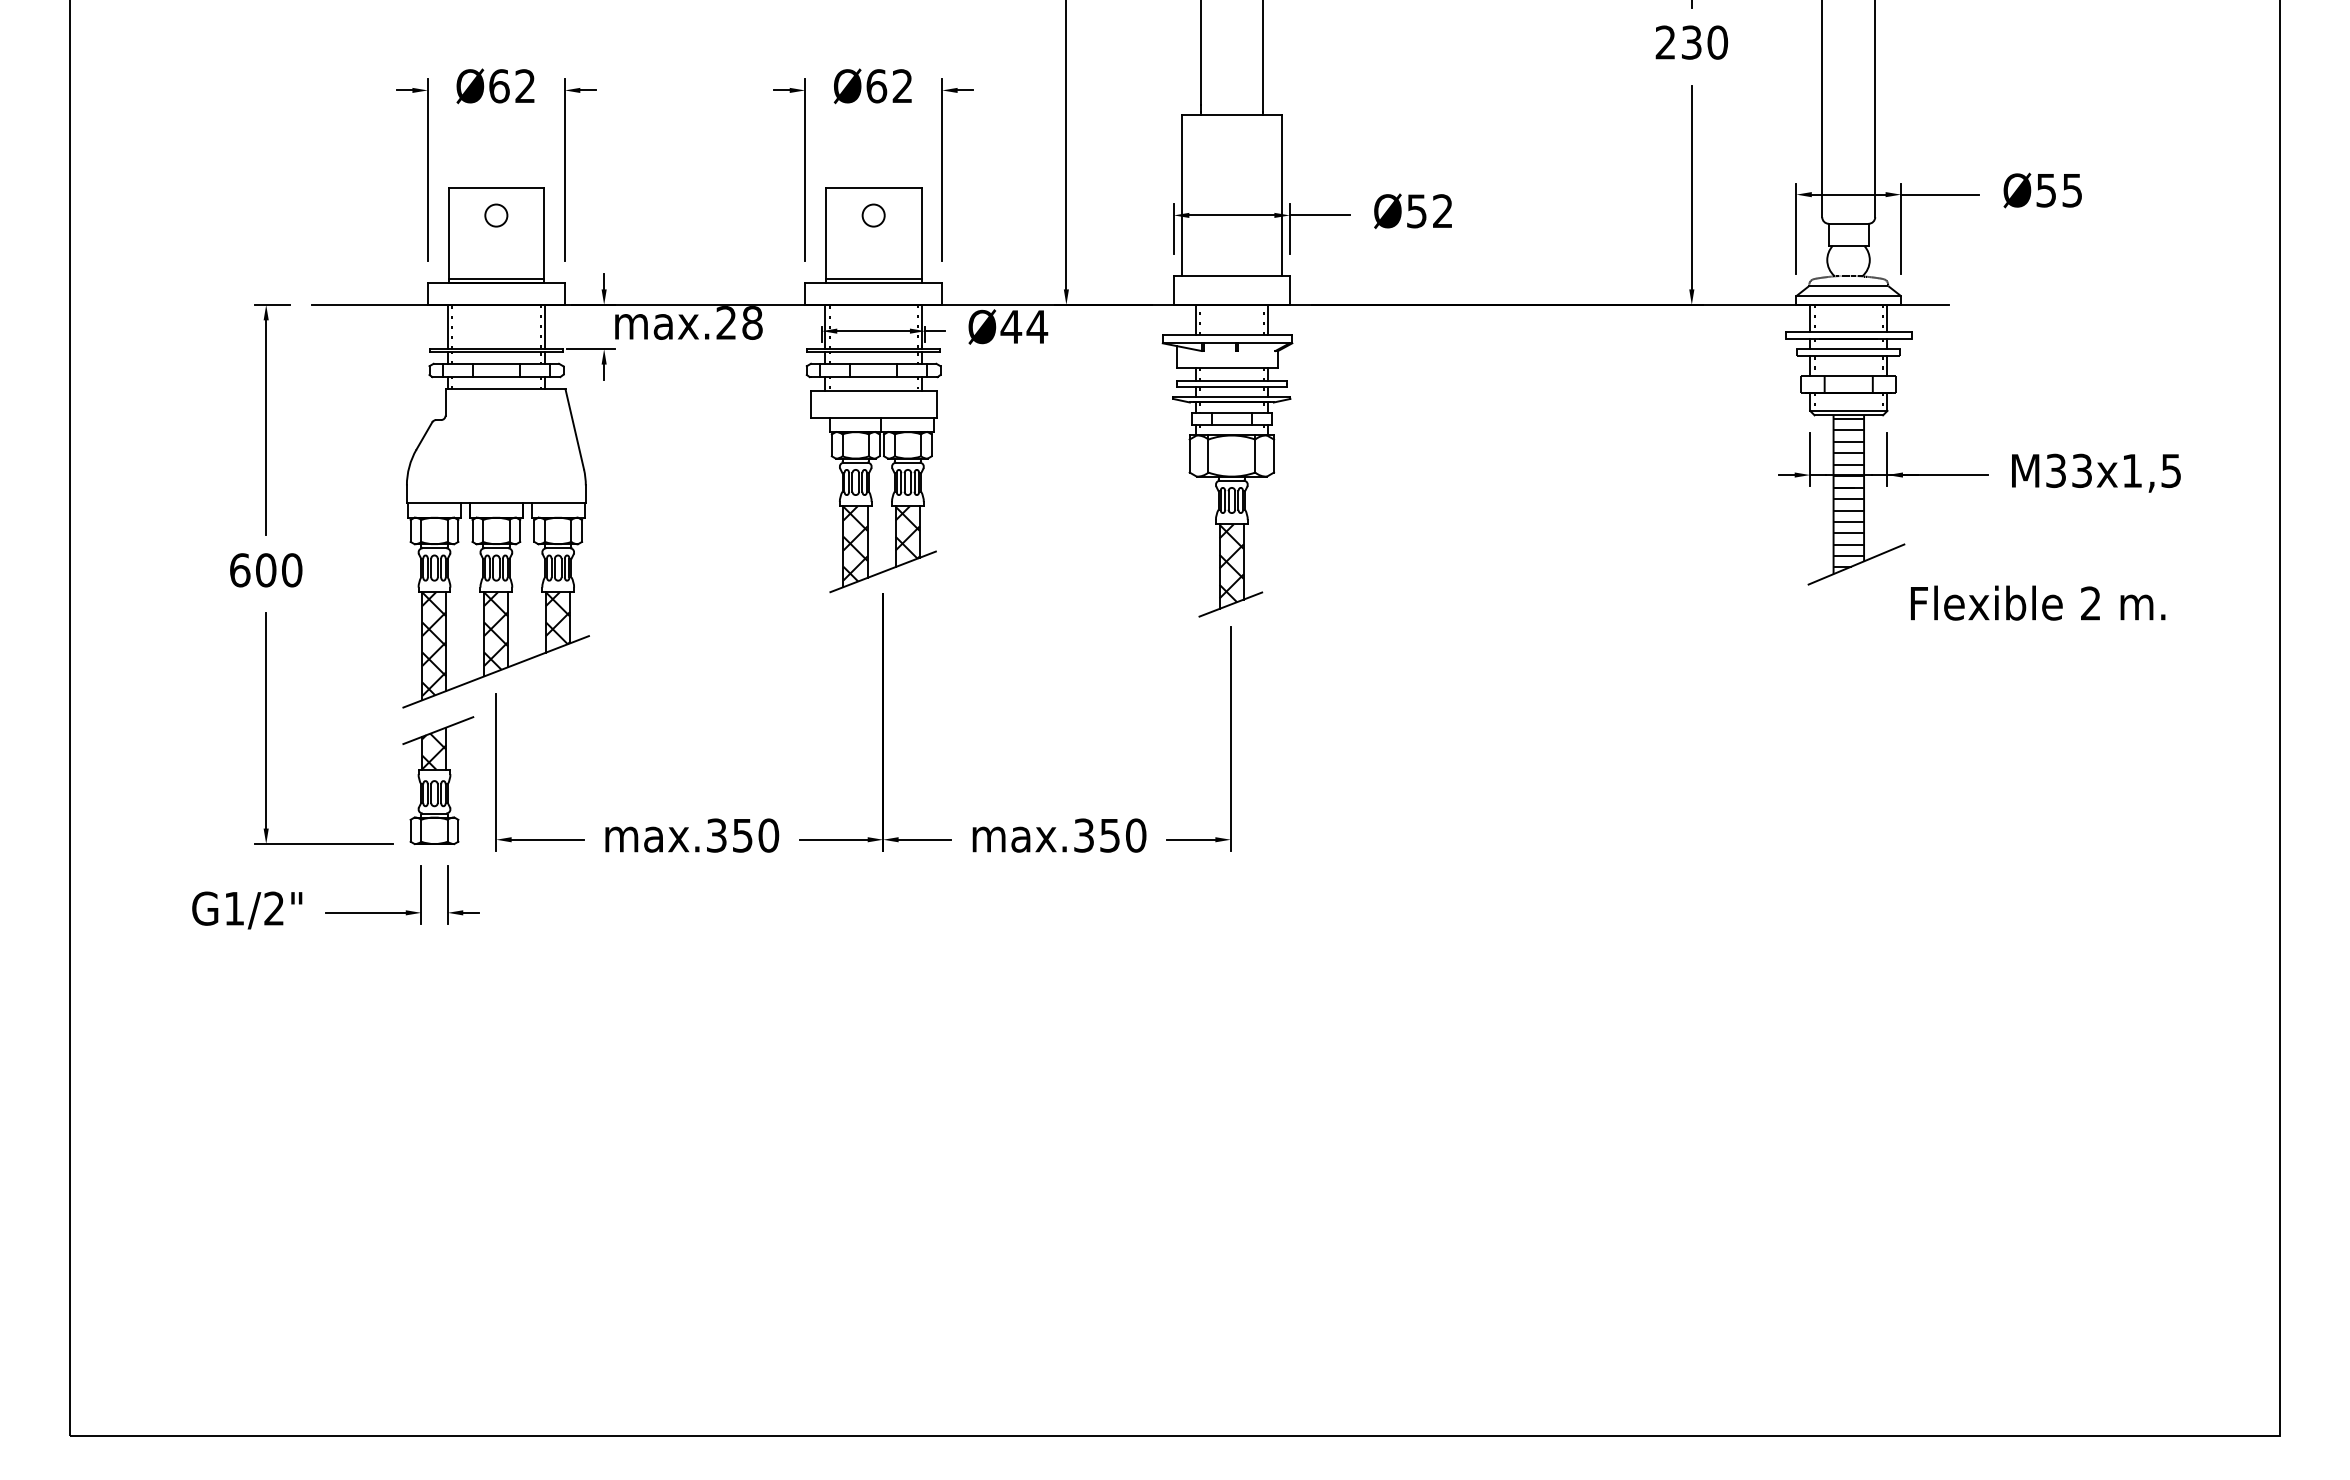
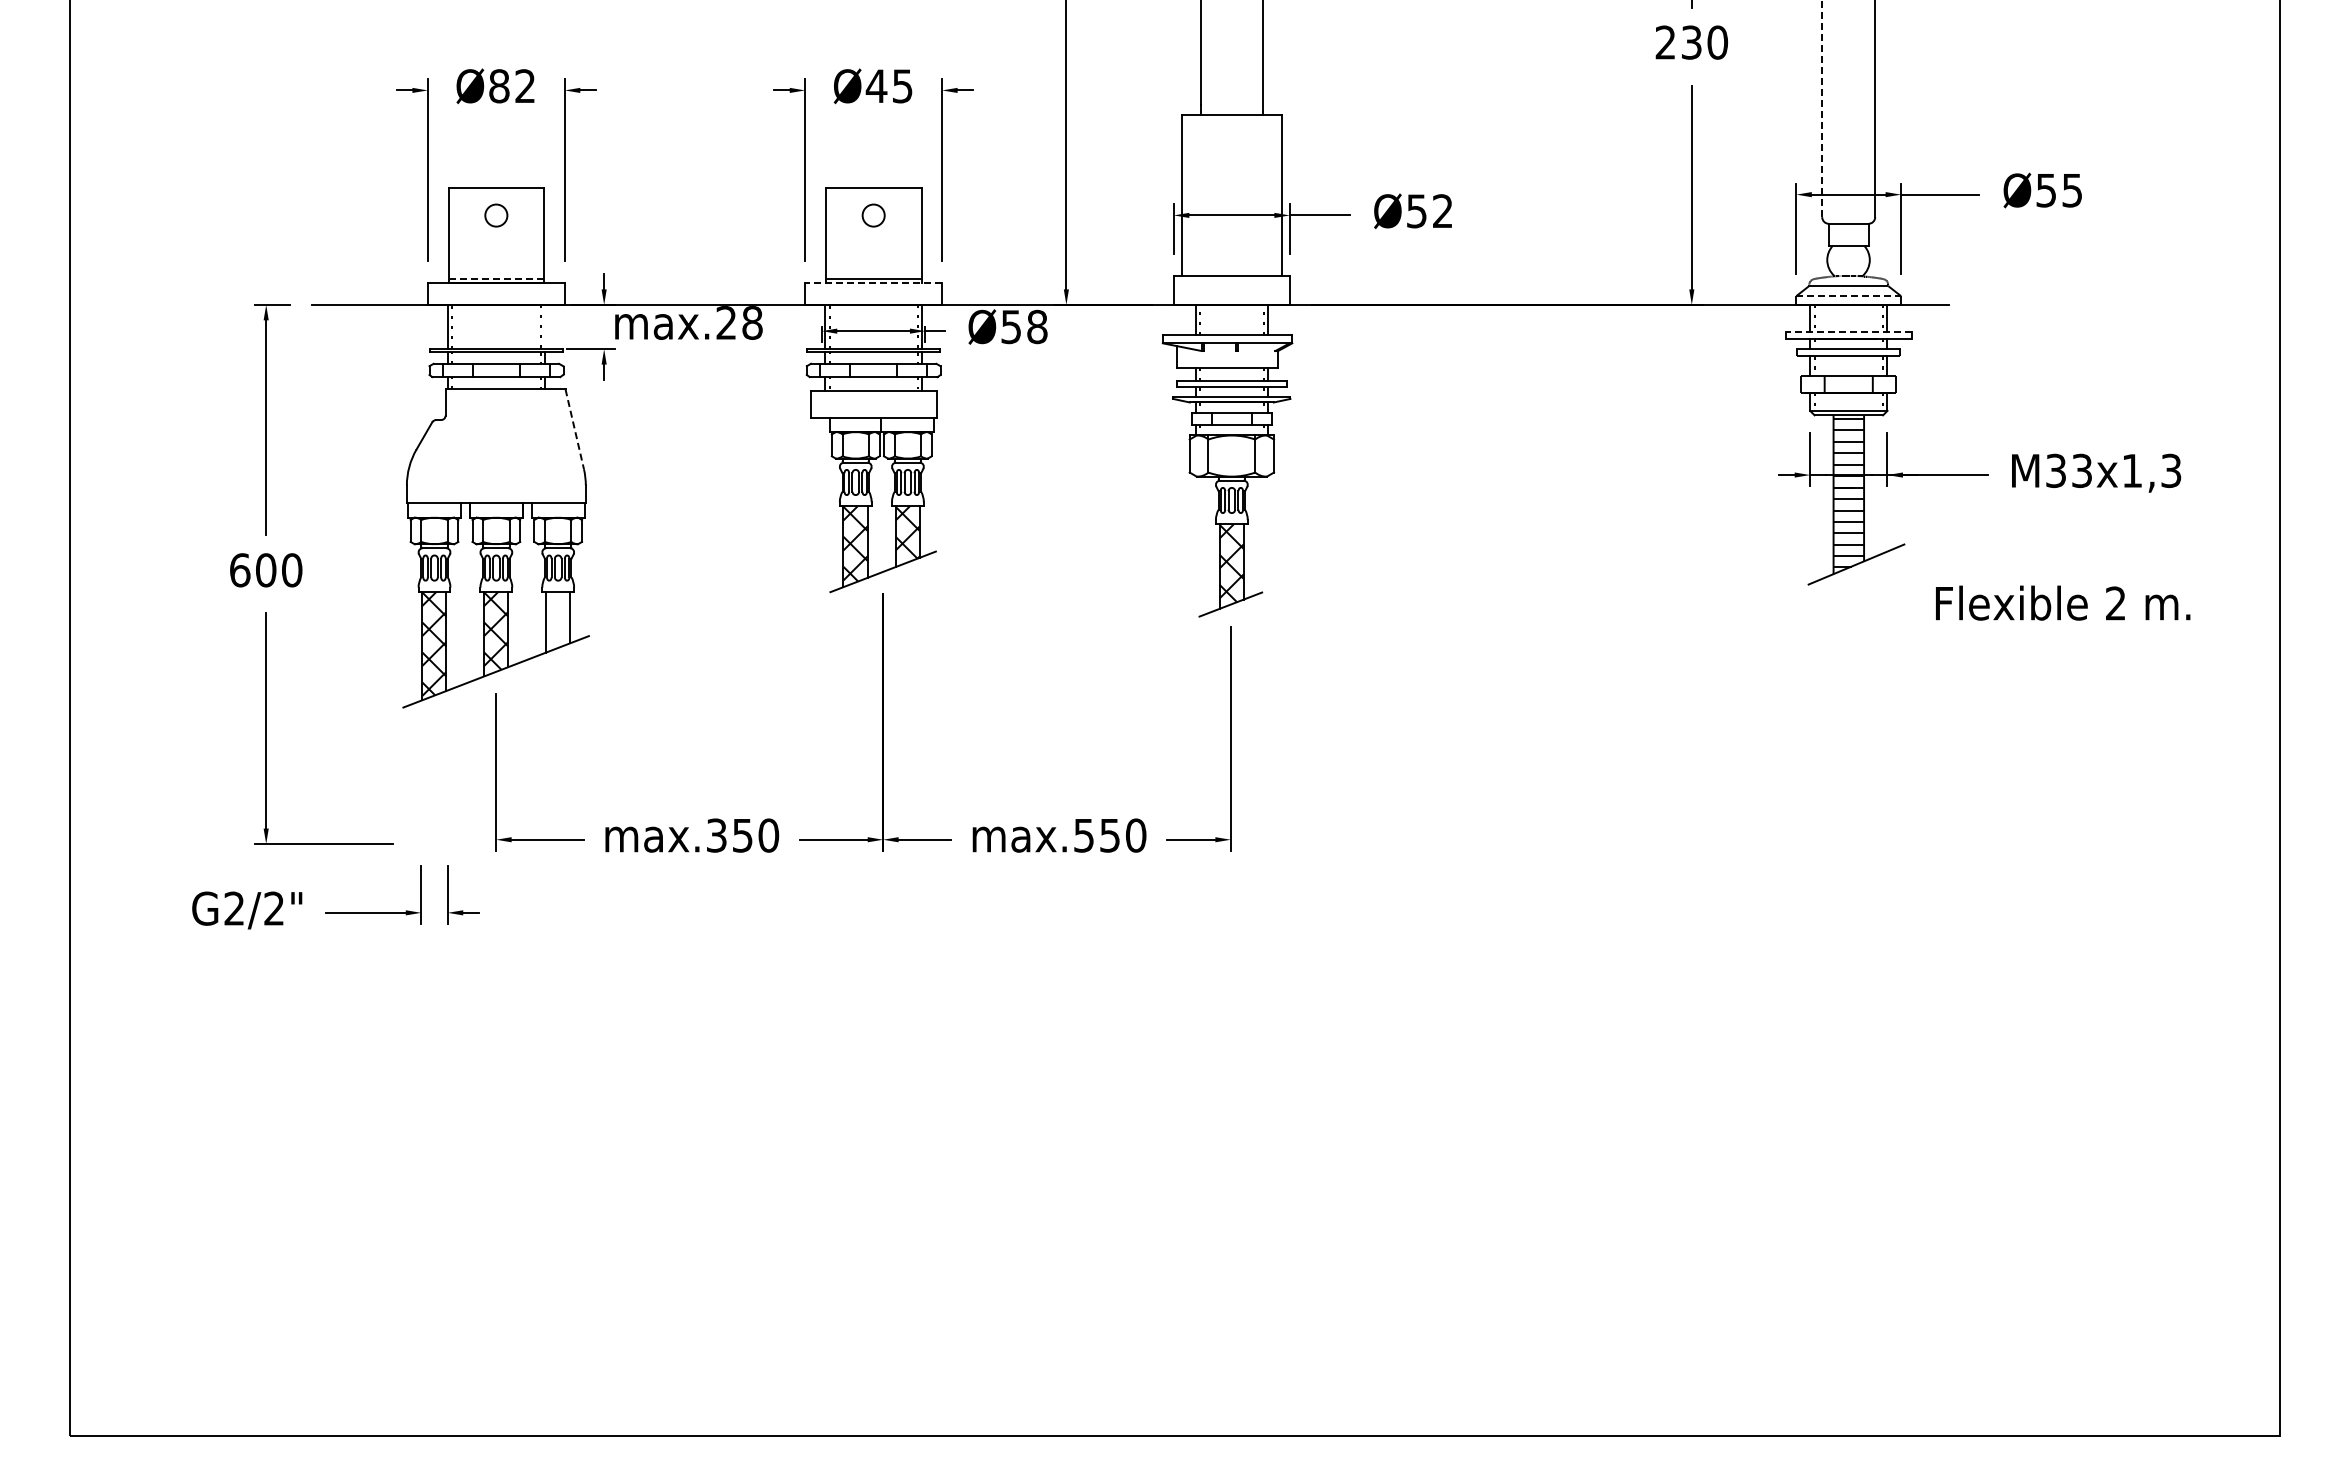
text: Ø62 -> Ø82 (499, 86)
text: Ø62 -> Ø45 (888, 86)
line: solid -> dashed (1822, 108)
line: solid -> dashed (496, 278)
line: solid -> dashed (873, 283)
line: solid -> dashed (1849, 296)
line: present -> none (544, 326)
text: Ø44 -> Ø58 (1024, 326)
line: solid -> dashed (1848, 331)
line: solid -> dashed (574, 429)
text: M33x1,5 -> M33x1,3 (2171, 470)
text position: (2038, 602) -> (2063, 602) (2063, 602)
hatch: present -> none (557, 621)
part: present -> none (438, 780)
text: max.350 -> max.550 (1083, 835)
text: G1/2" -> G2/2" (233, 908)
